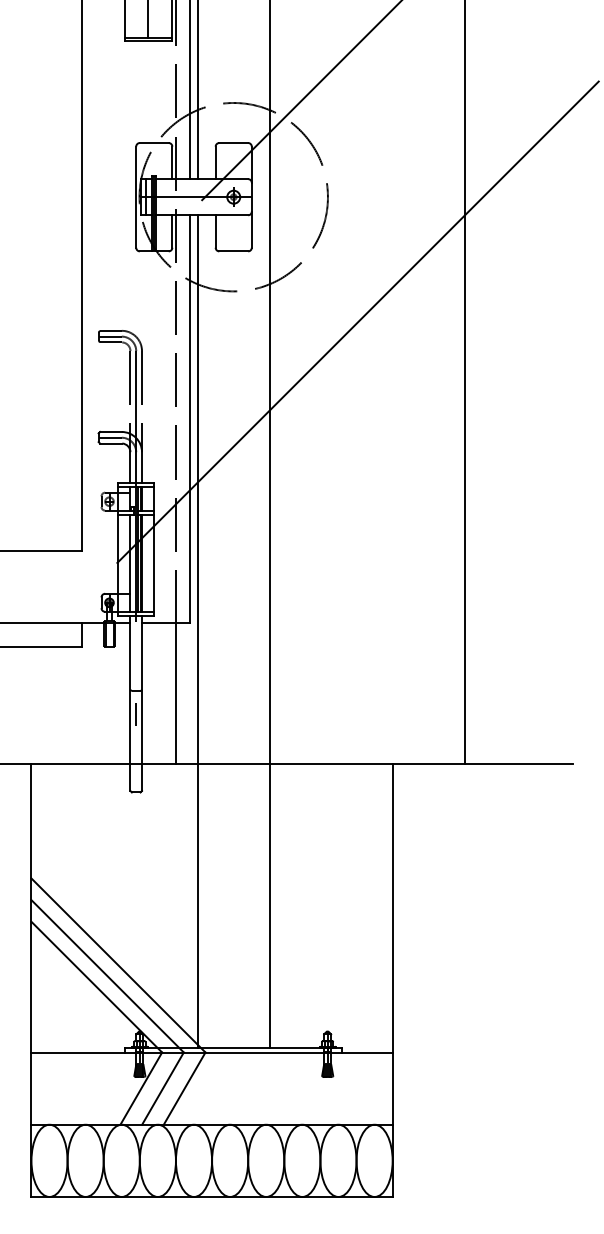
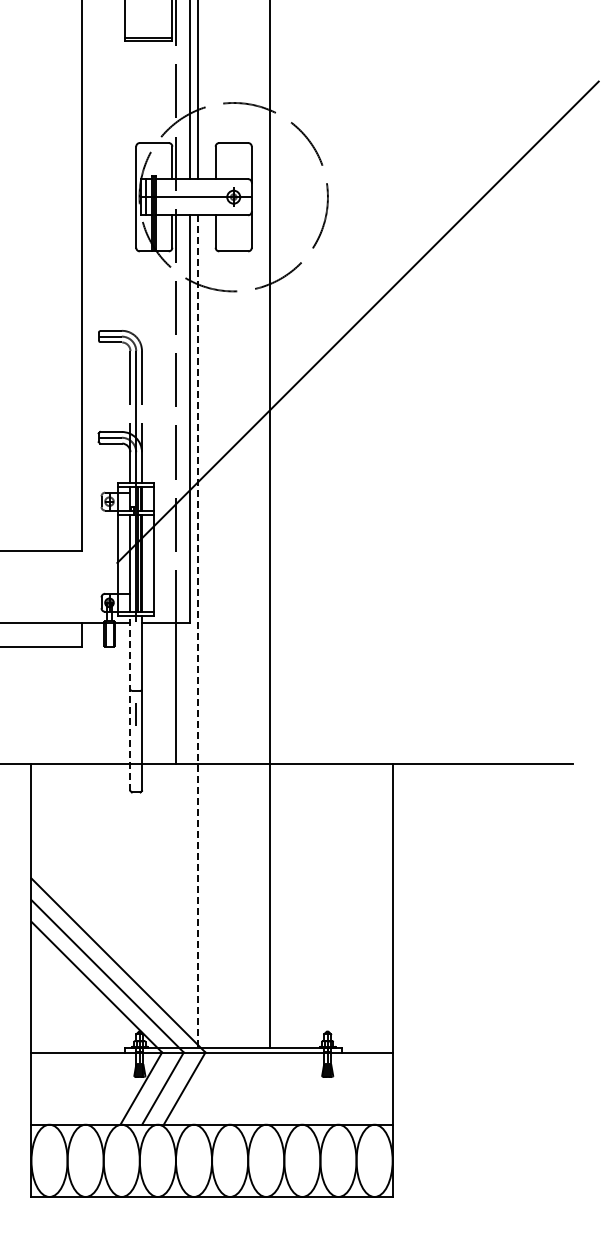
line: present -> none (147, 20)
line: present -> none (300, 101)
line: present -> none (464, 382)
line: solid -> dashed (197, 632)
line: solid -> dashed (130, 703)
